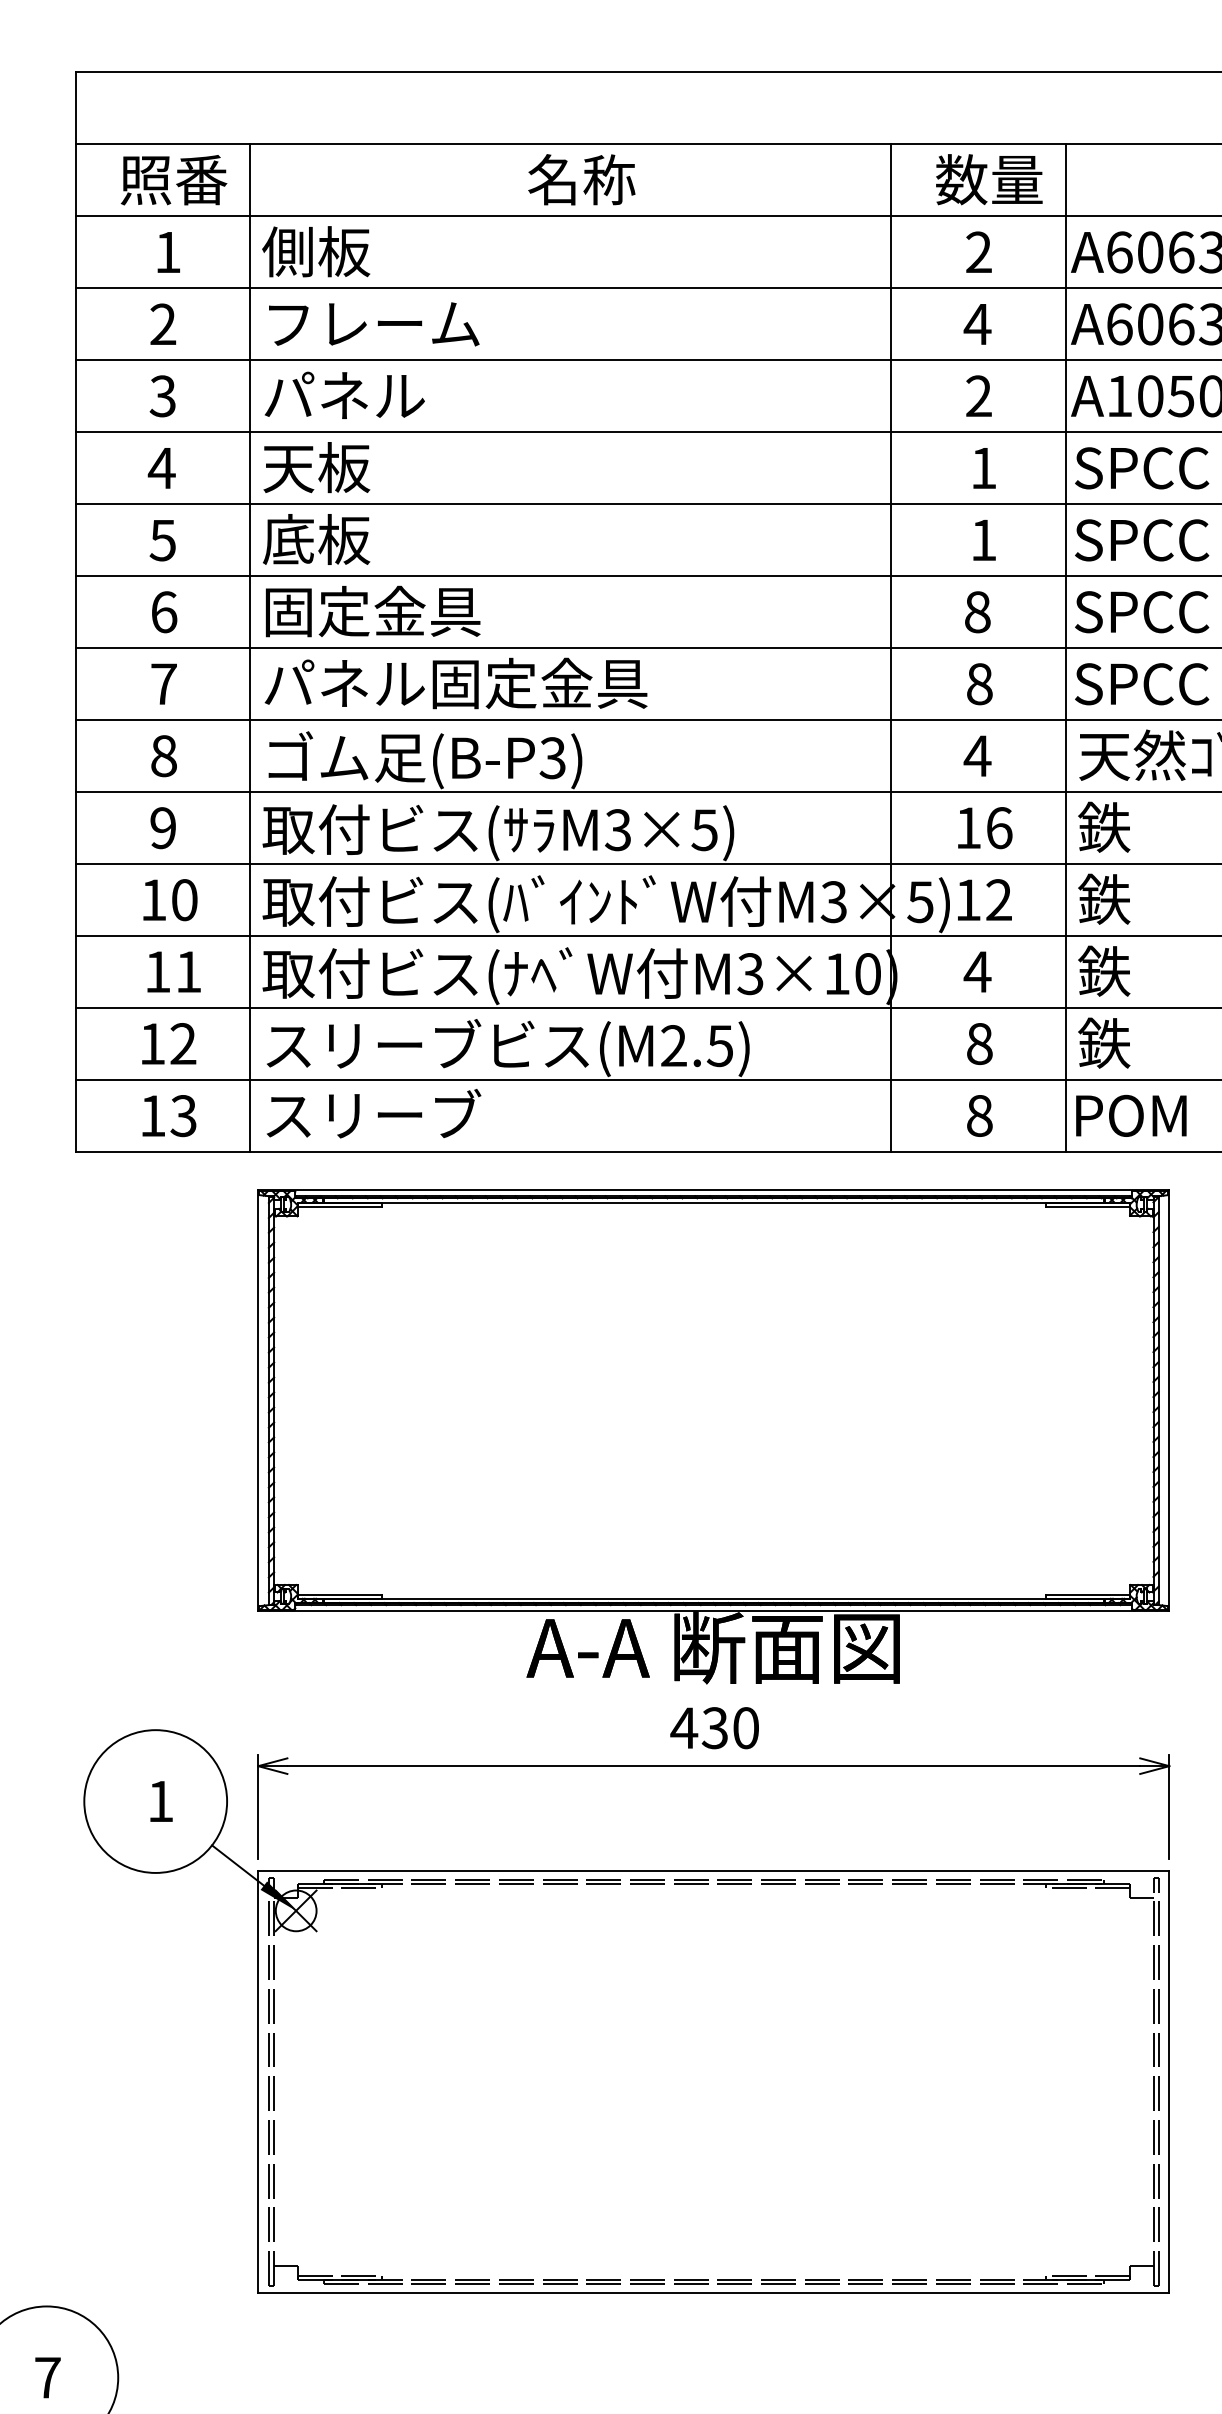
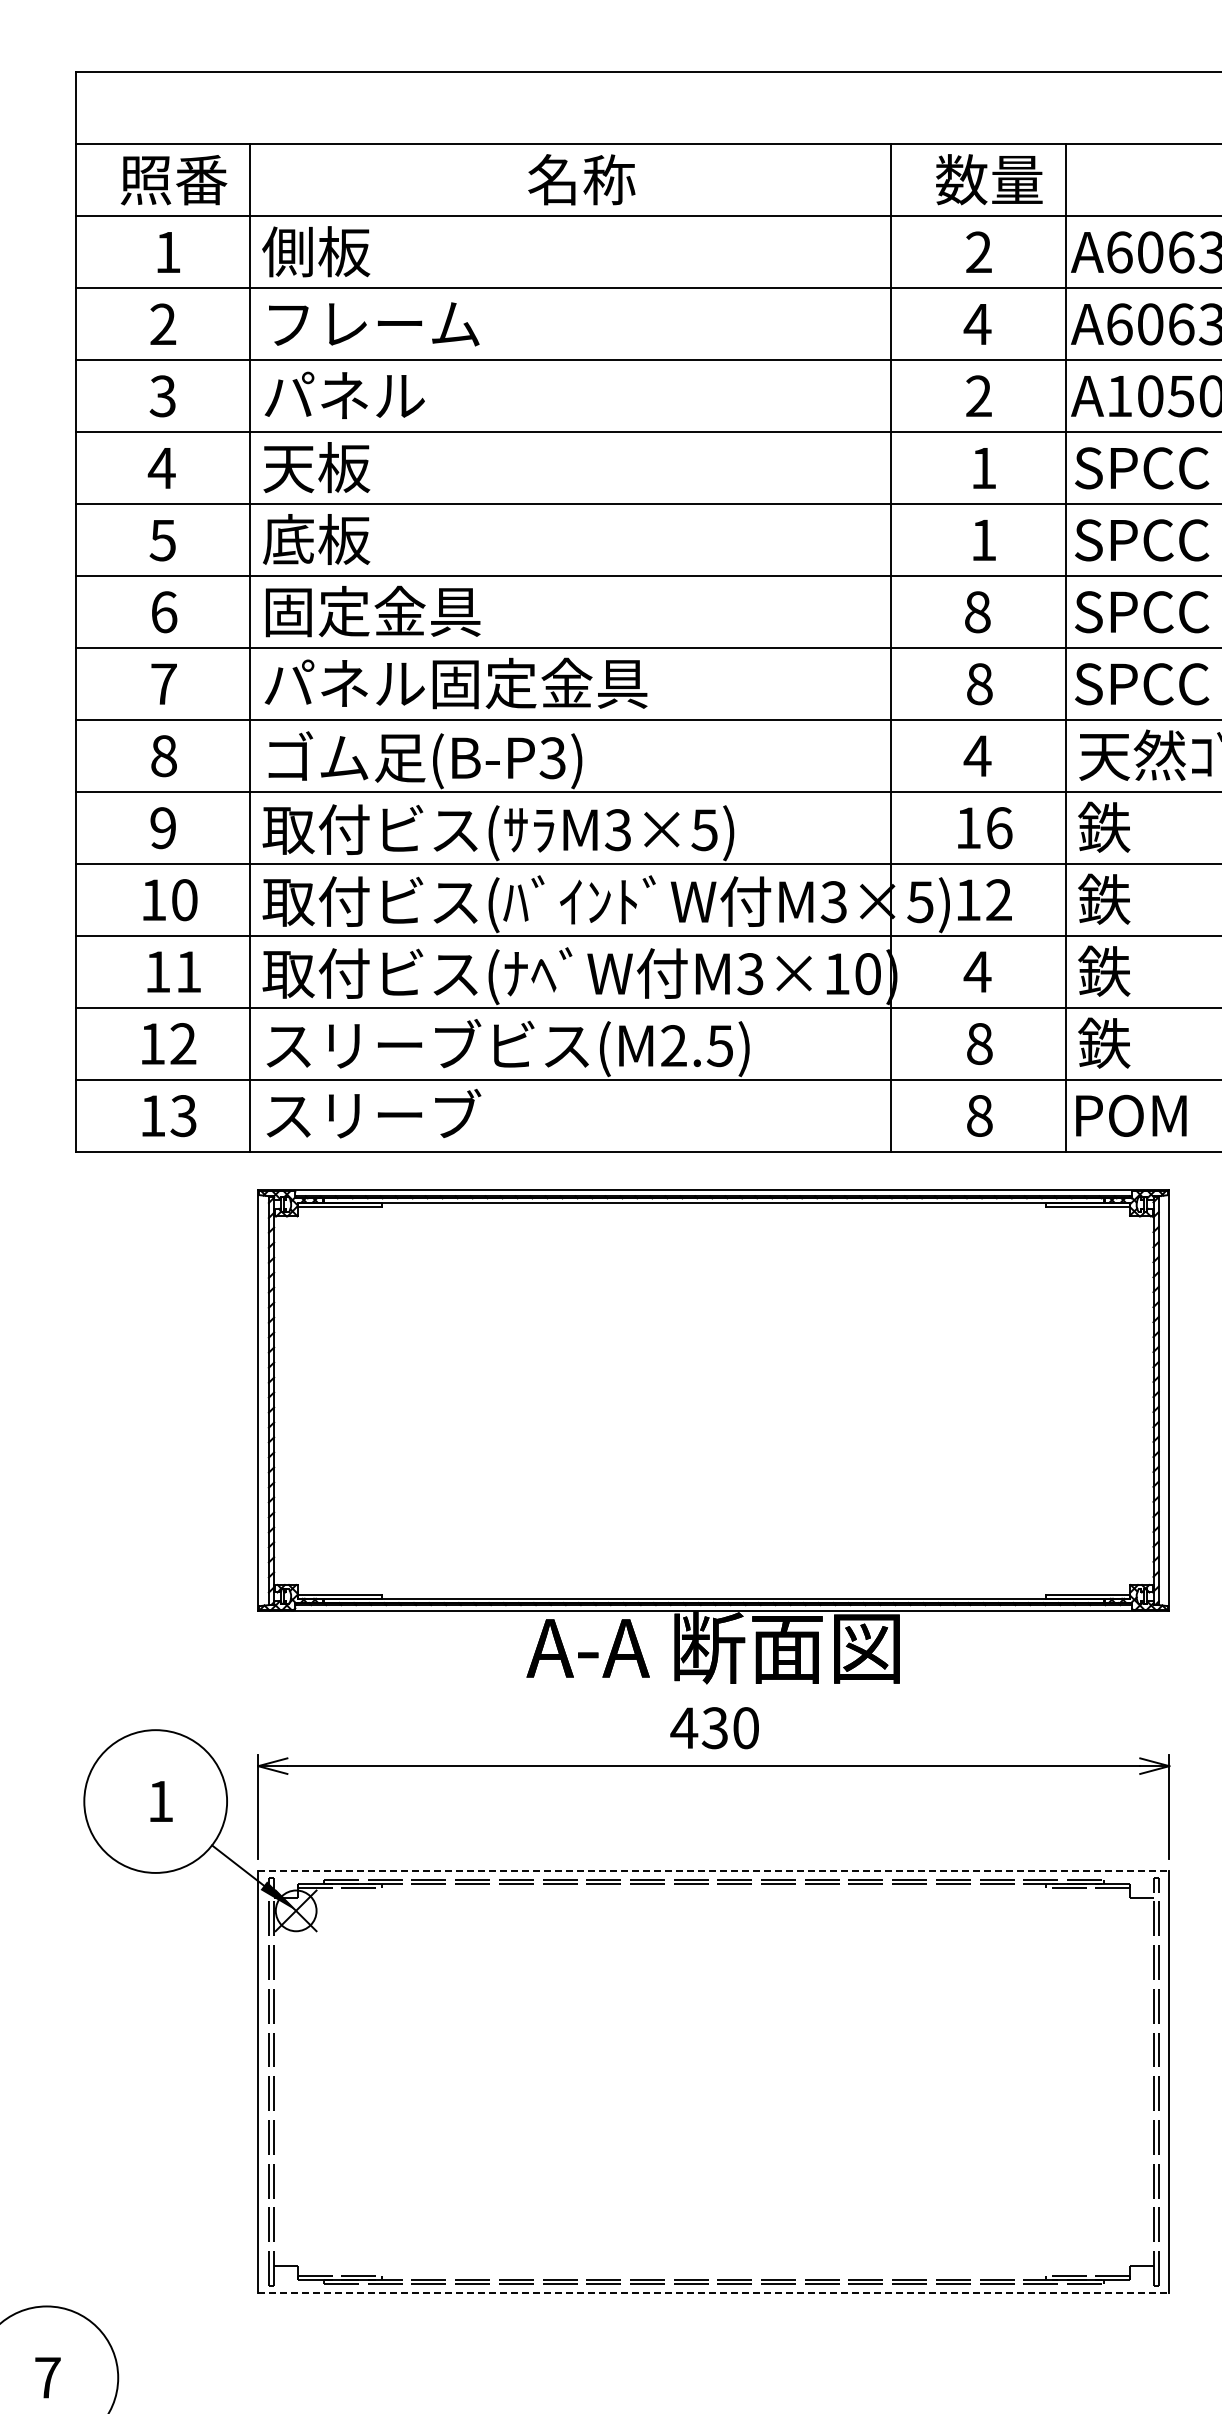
line: solid -> dashed (713, 1871)
line: solid -> dashed (713, 2292)
